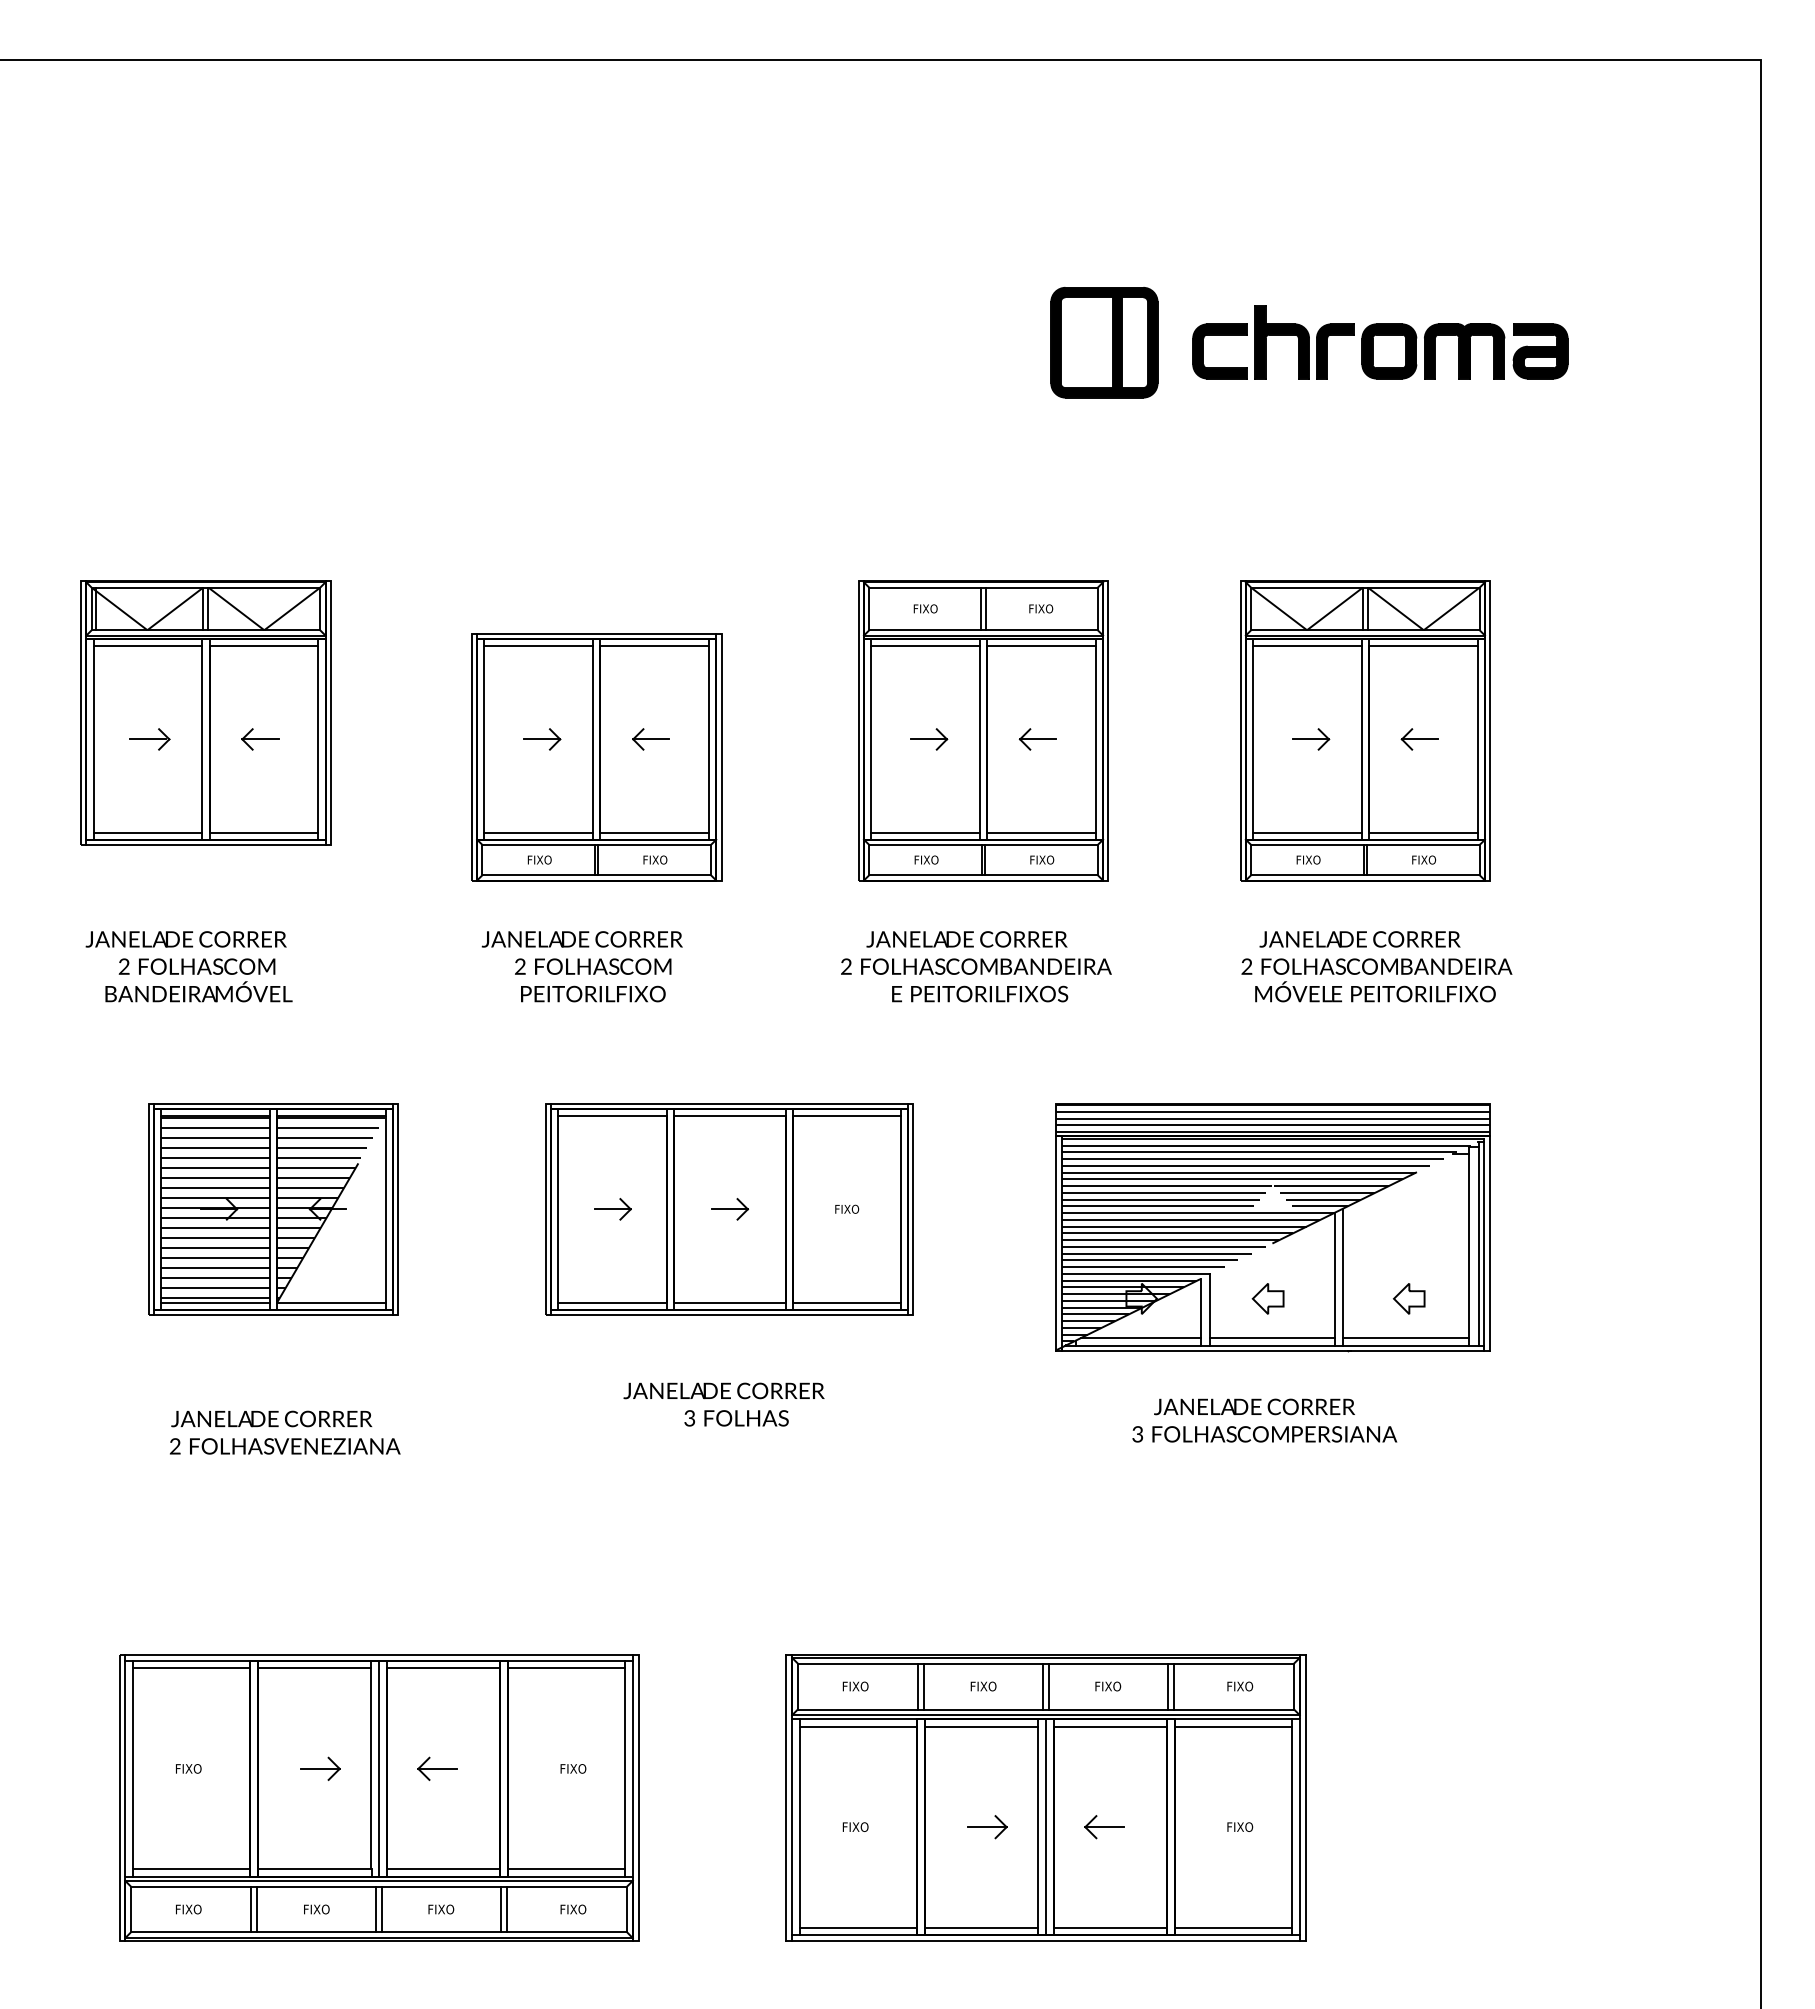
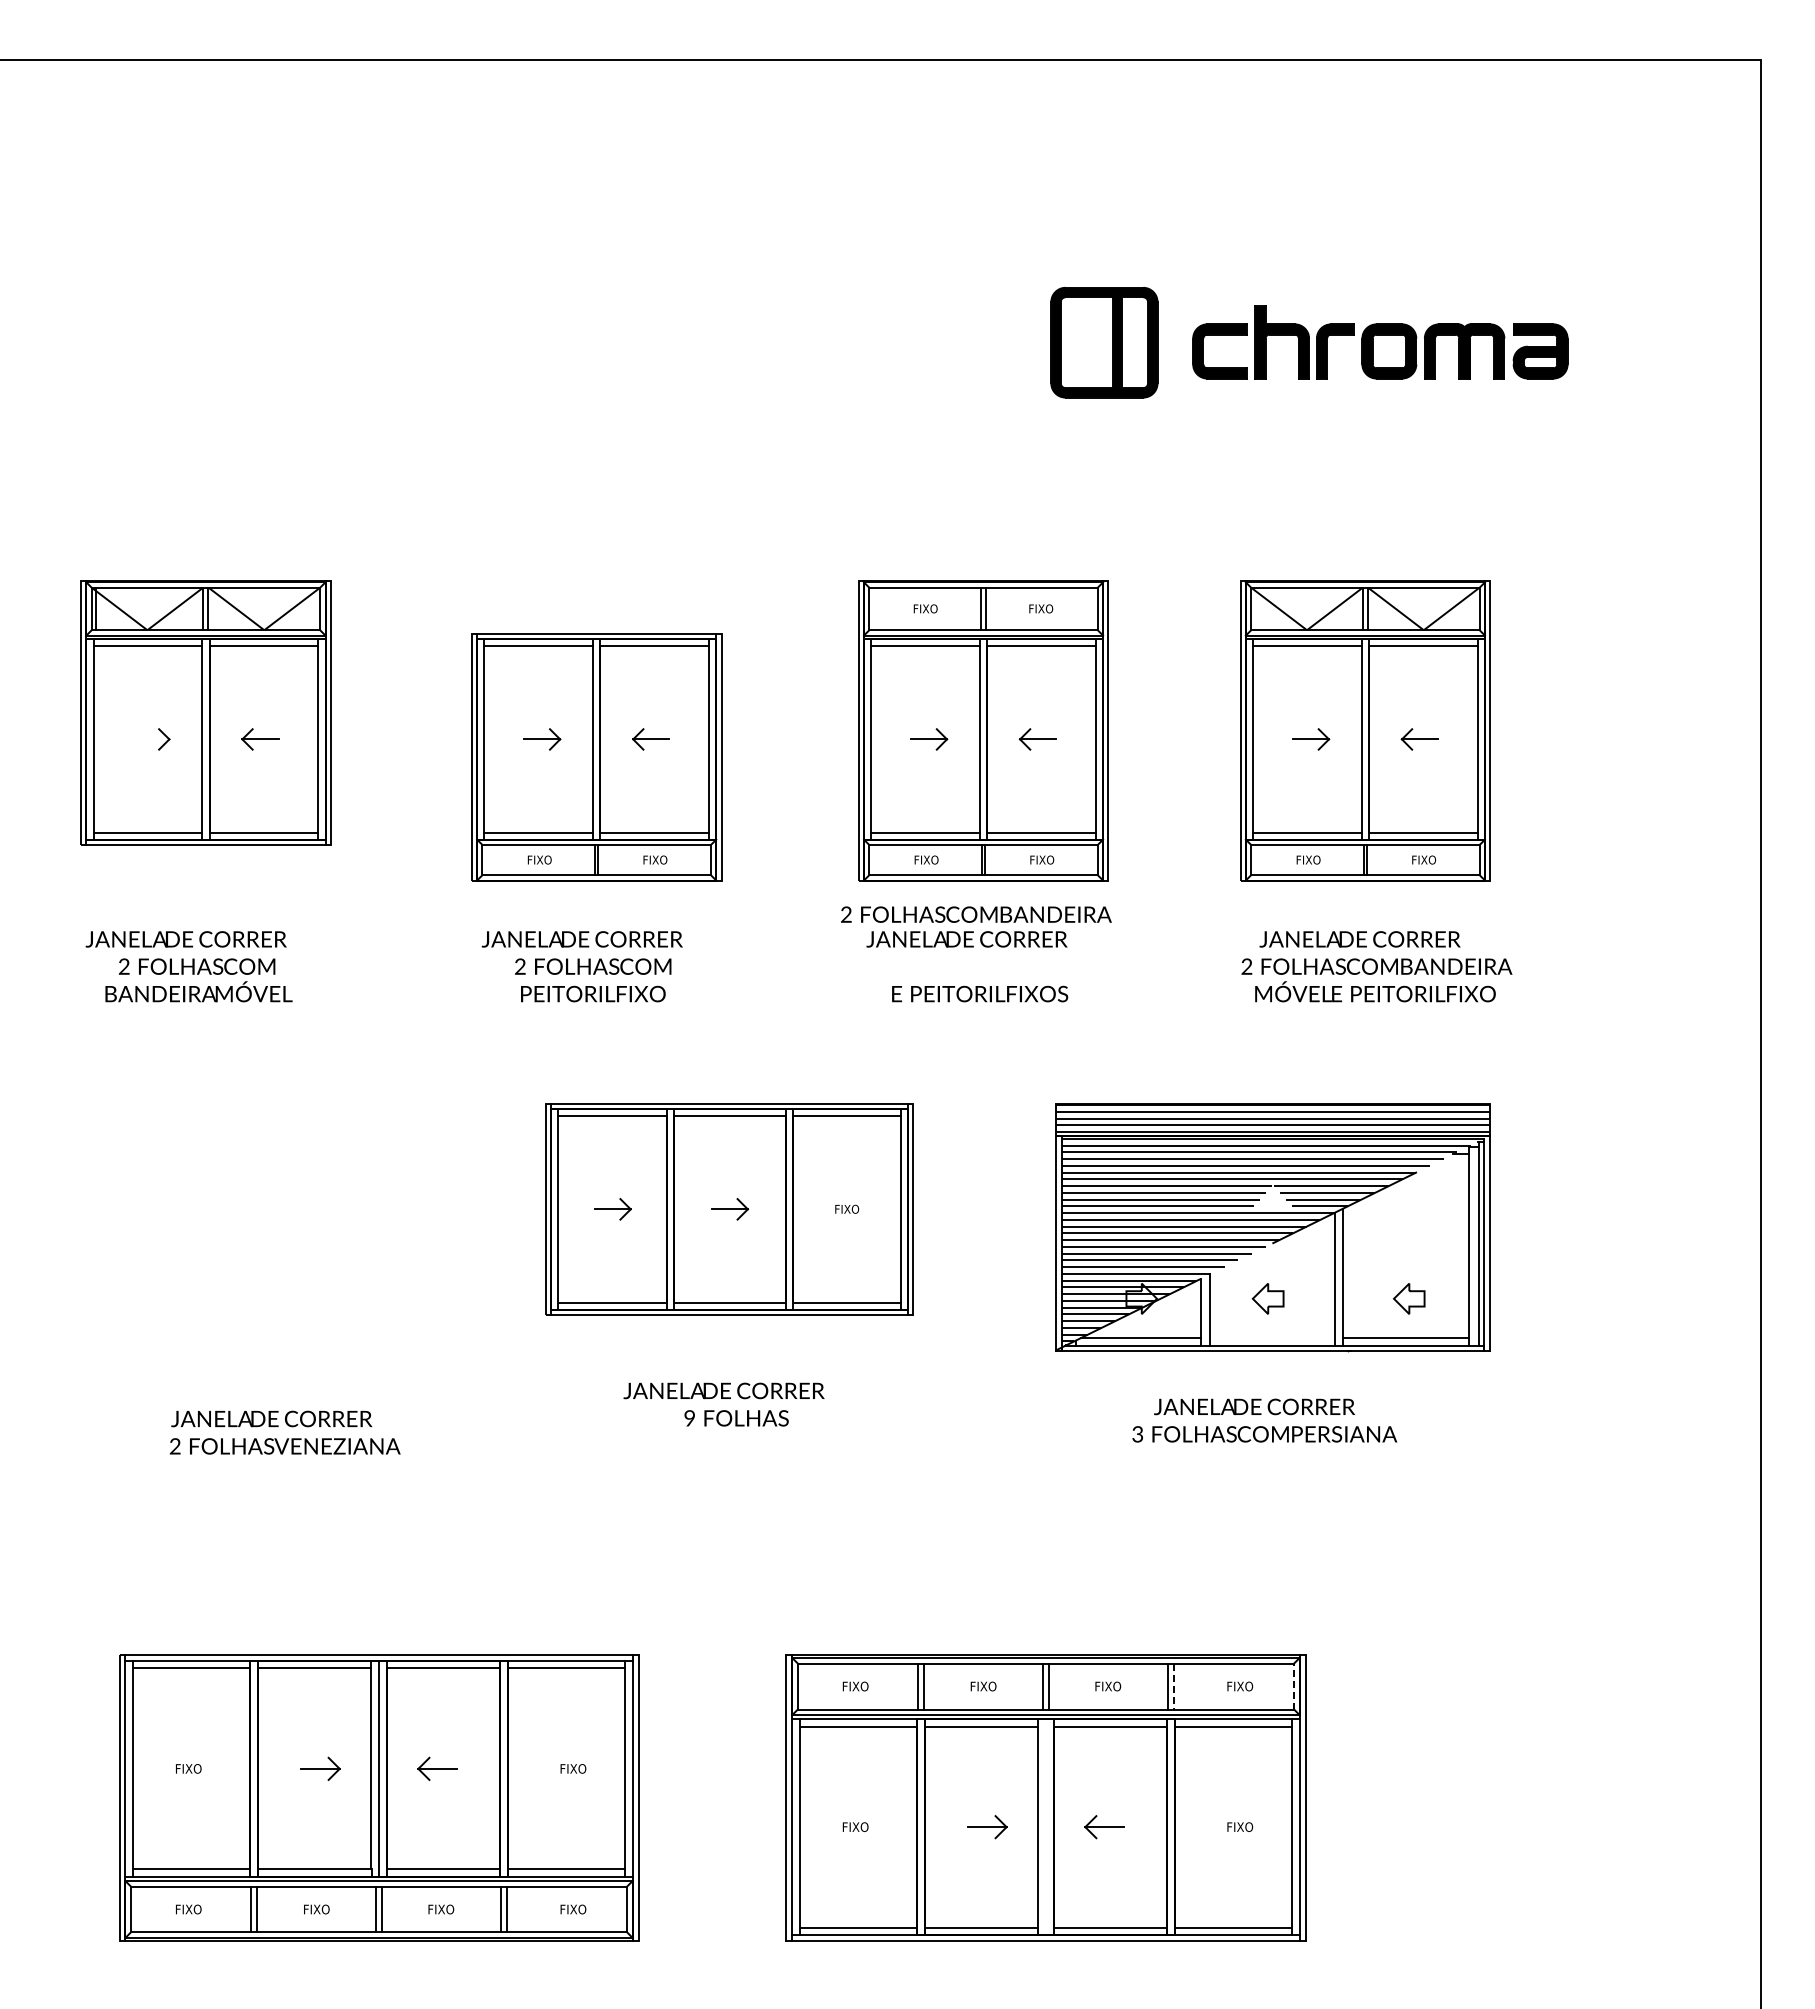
line: present -> none (148, 739)
text position: (976, 966) -> (976, 914) (976, 914)
part: present -> none (273, 1209)
line: present -> none (1272, 1338)
text: 3 -> 9 (689, 1418)
line: solid -> dashed (1173, 1686)
line: solid -> dashed (1294, 1686)
line: present -> none (1045, 1827)
